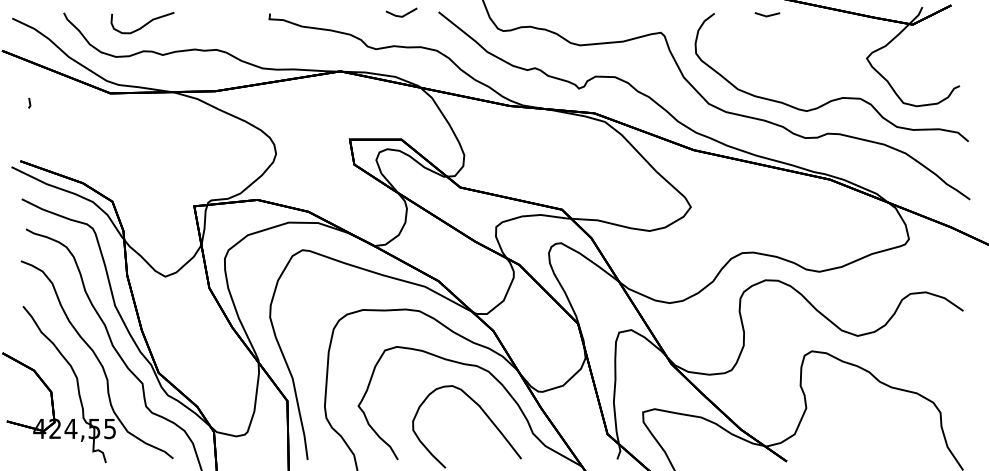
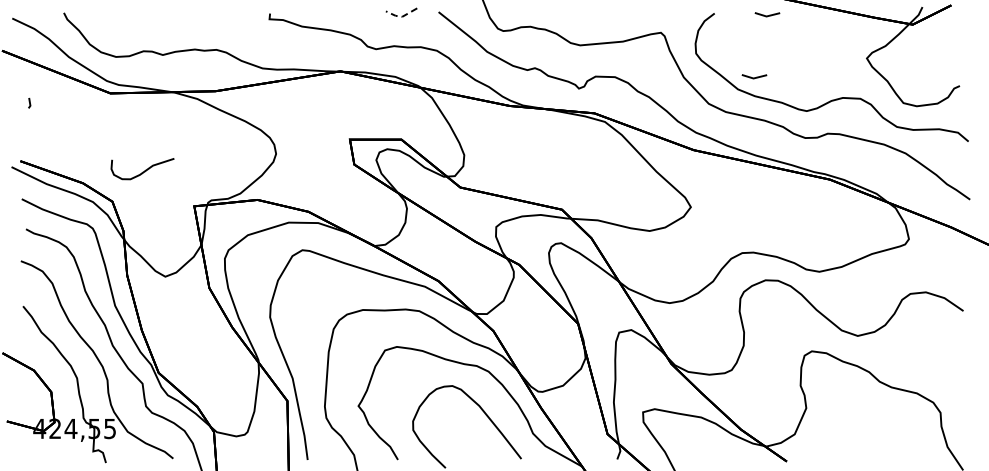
line: solid -> dashed (402, 16)
curve position: (142, 25) -> (142, 171) (142, 171)
line: none -> present (754, 77)
